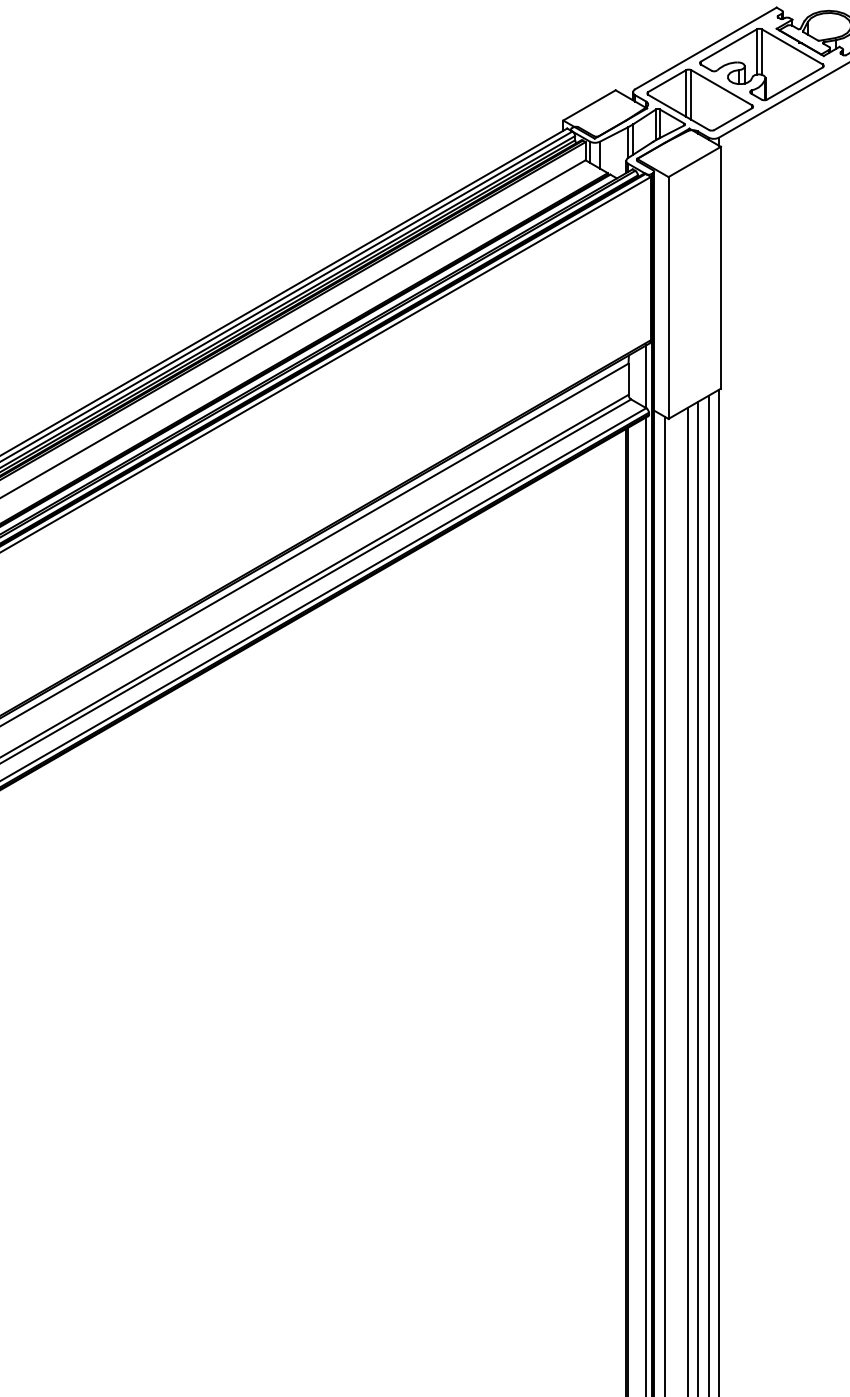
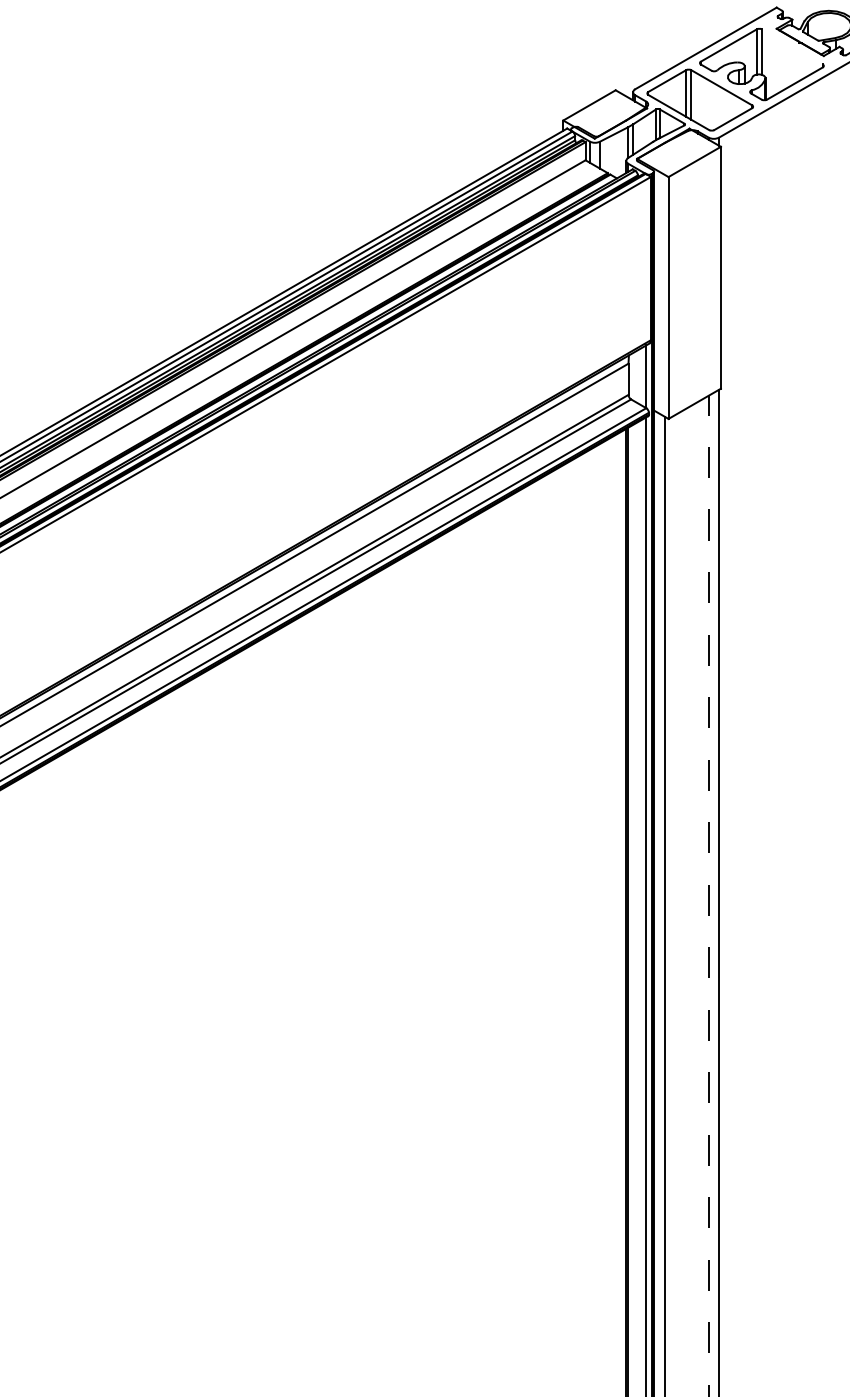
line: present -> none (792, 46)
line: solid -> dashed (708, 895)
line: present -> none (697, 897)
line: present -> none (687, 900)
